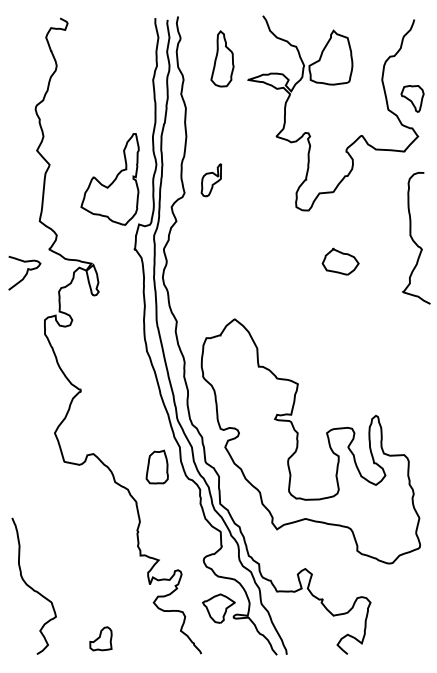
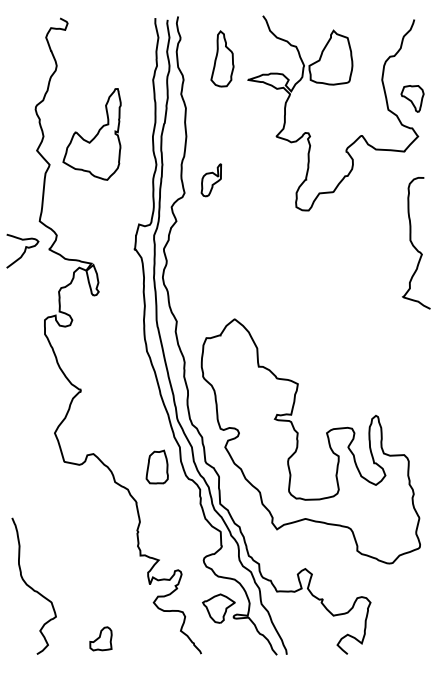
part position: (109, 179) -> (91, 134) (91, 134)
curve position: (414, 240) -> (414, 245) (414, 245)
part: present -> none (340, 261)
curve position: (25, 273) -> (23, 251) (23, 251)
